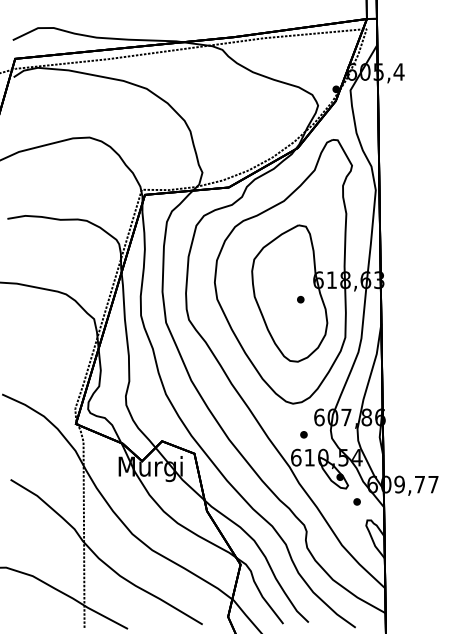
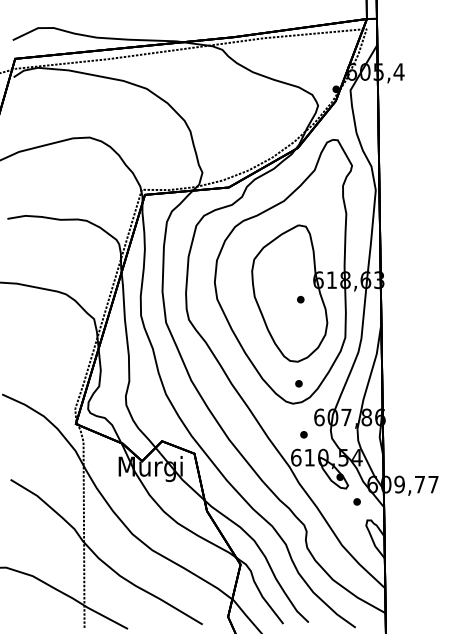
part: none -> present (298, 383)
